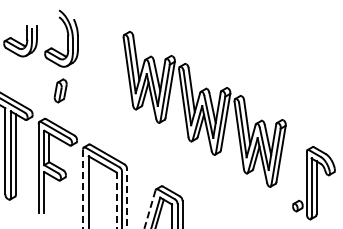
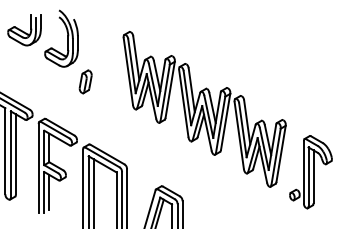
part position: (20, 41) -> (24, 30) (24, 30)
part position: (60, 90) -> (85, 81) (85, 81)
part position: (313, 183) -> (310, 172) (310, 172)
line: dashed -> solid (83, 189)
line: none -> present (49, 192)
line: none -> present (93, 192)
line: dashed -> solid (127, 199)
line: dashed -> solid (116, 200)
line: dashed -> solid (149, 209)
